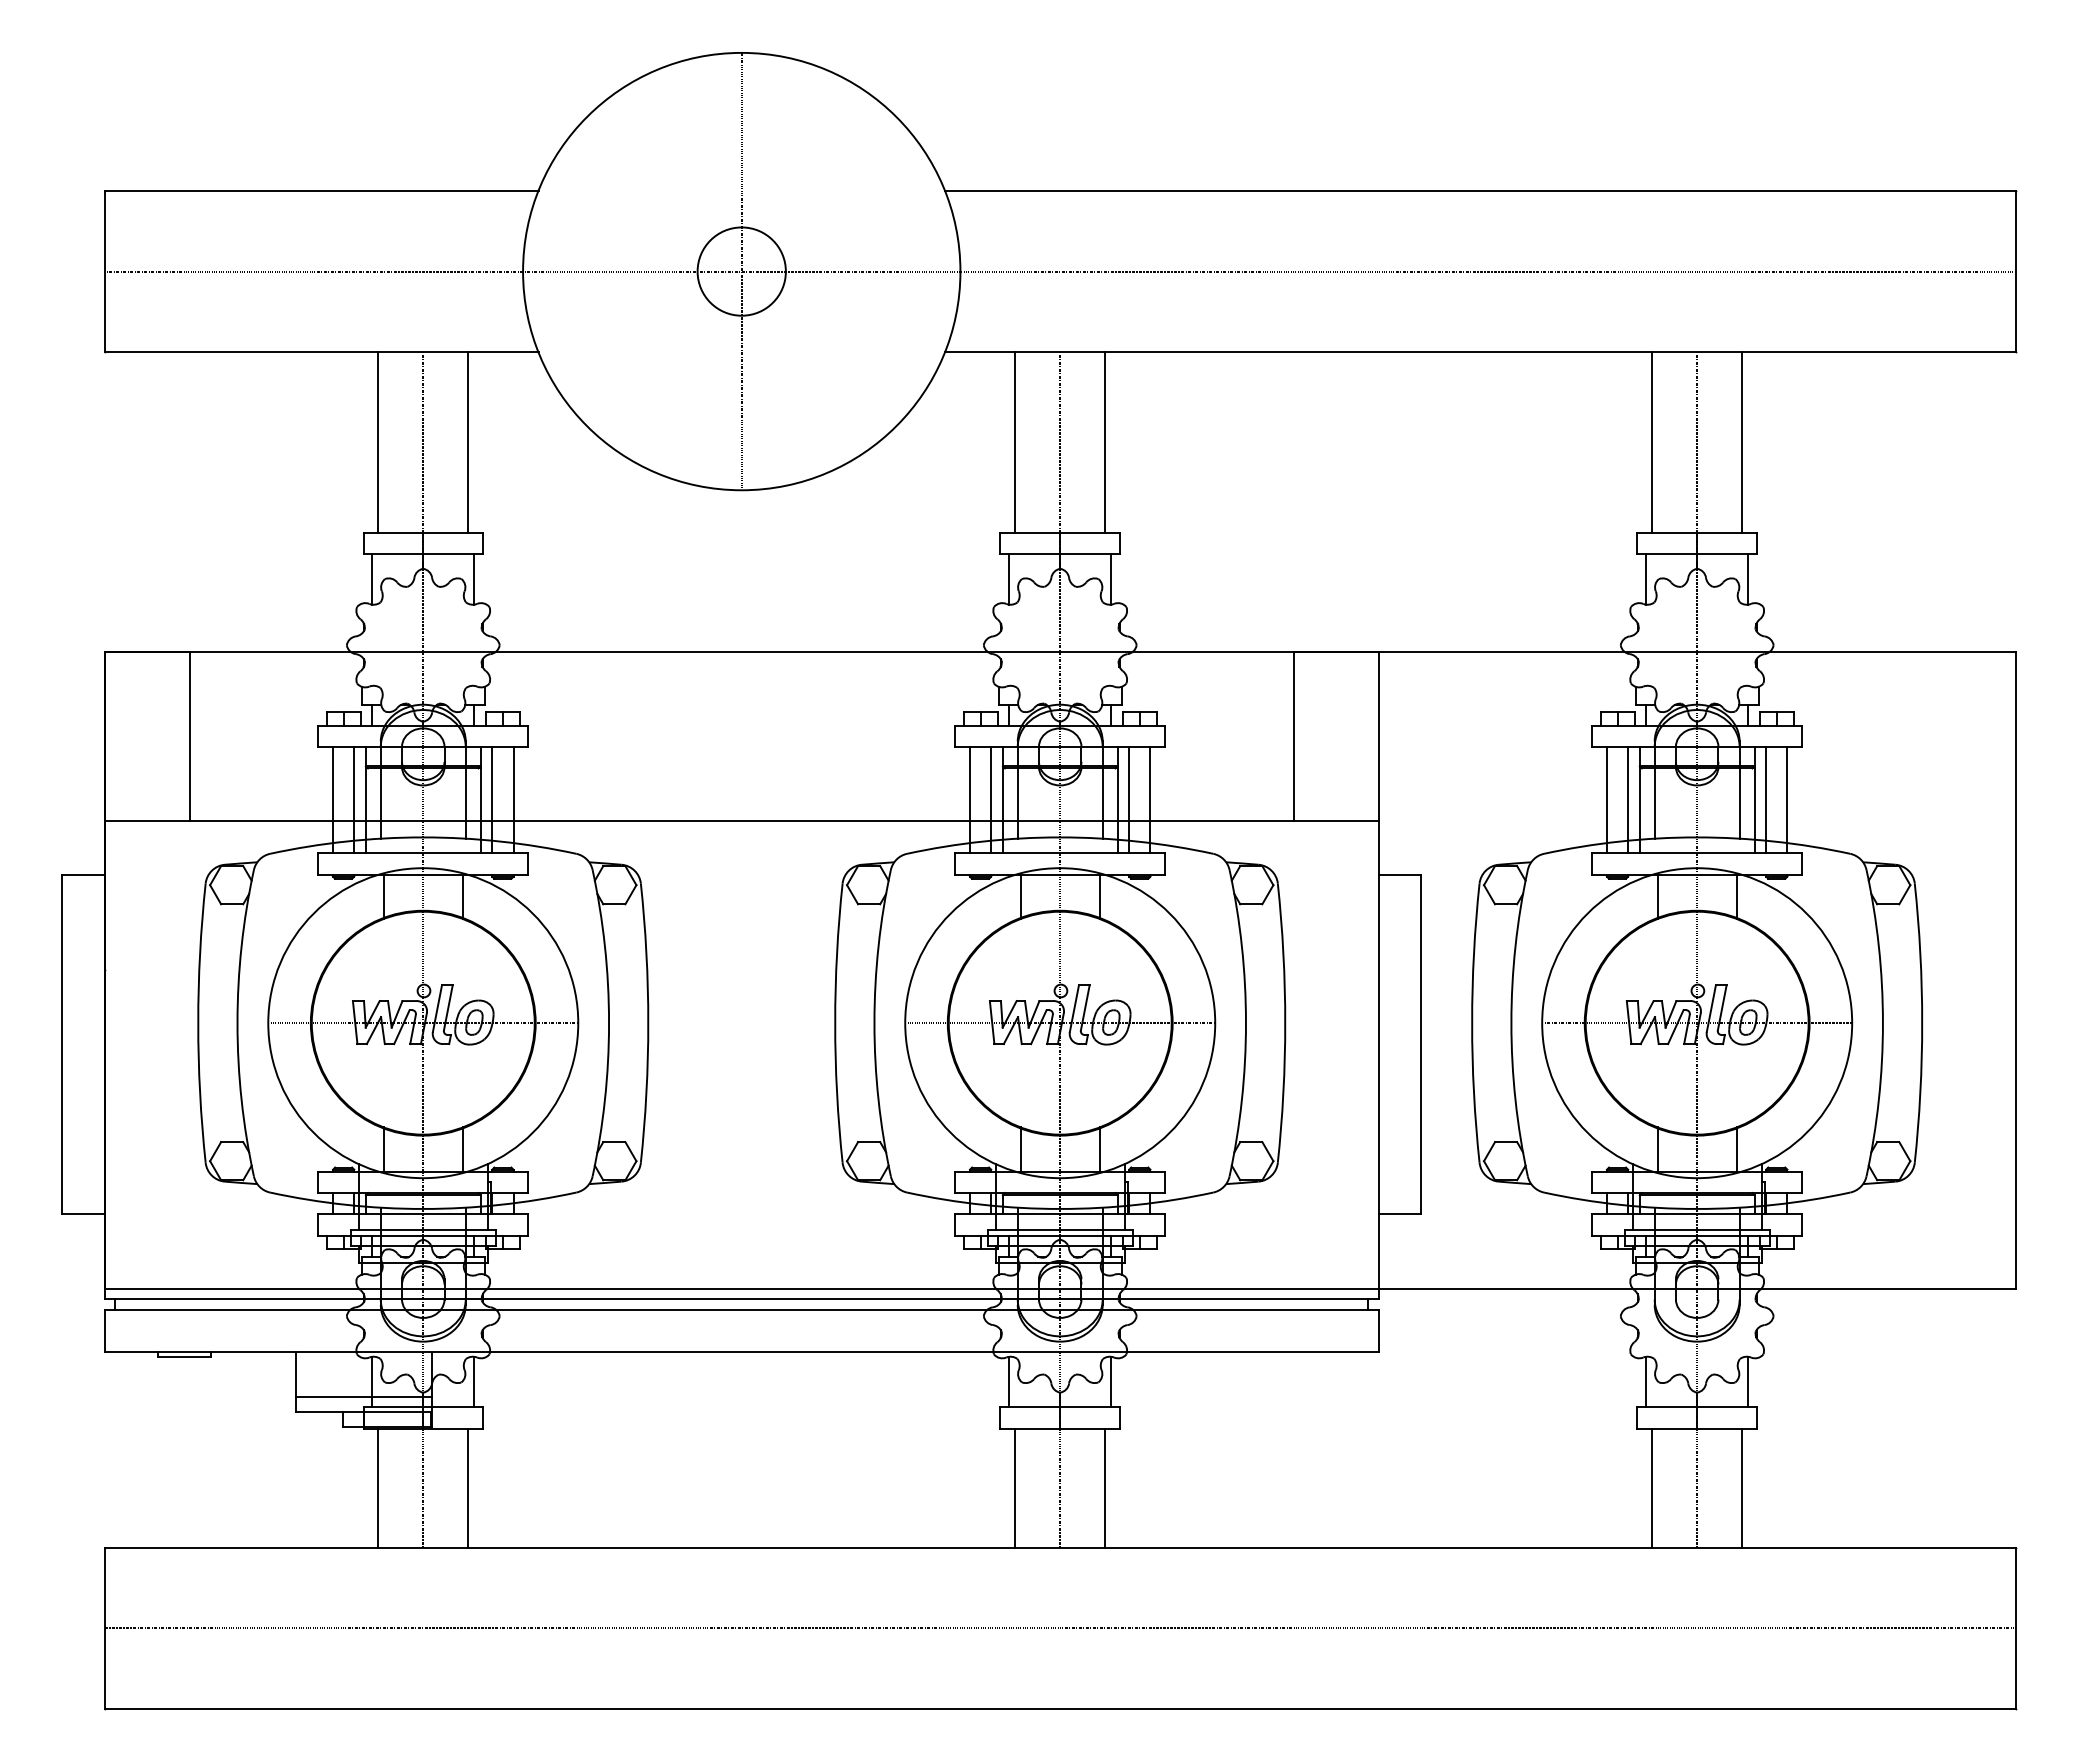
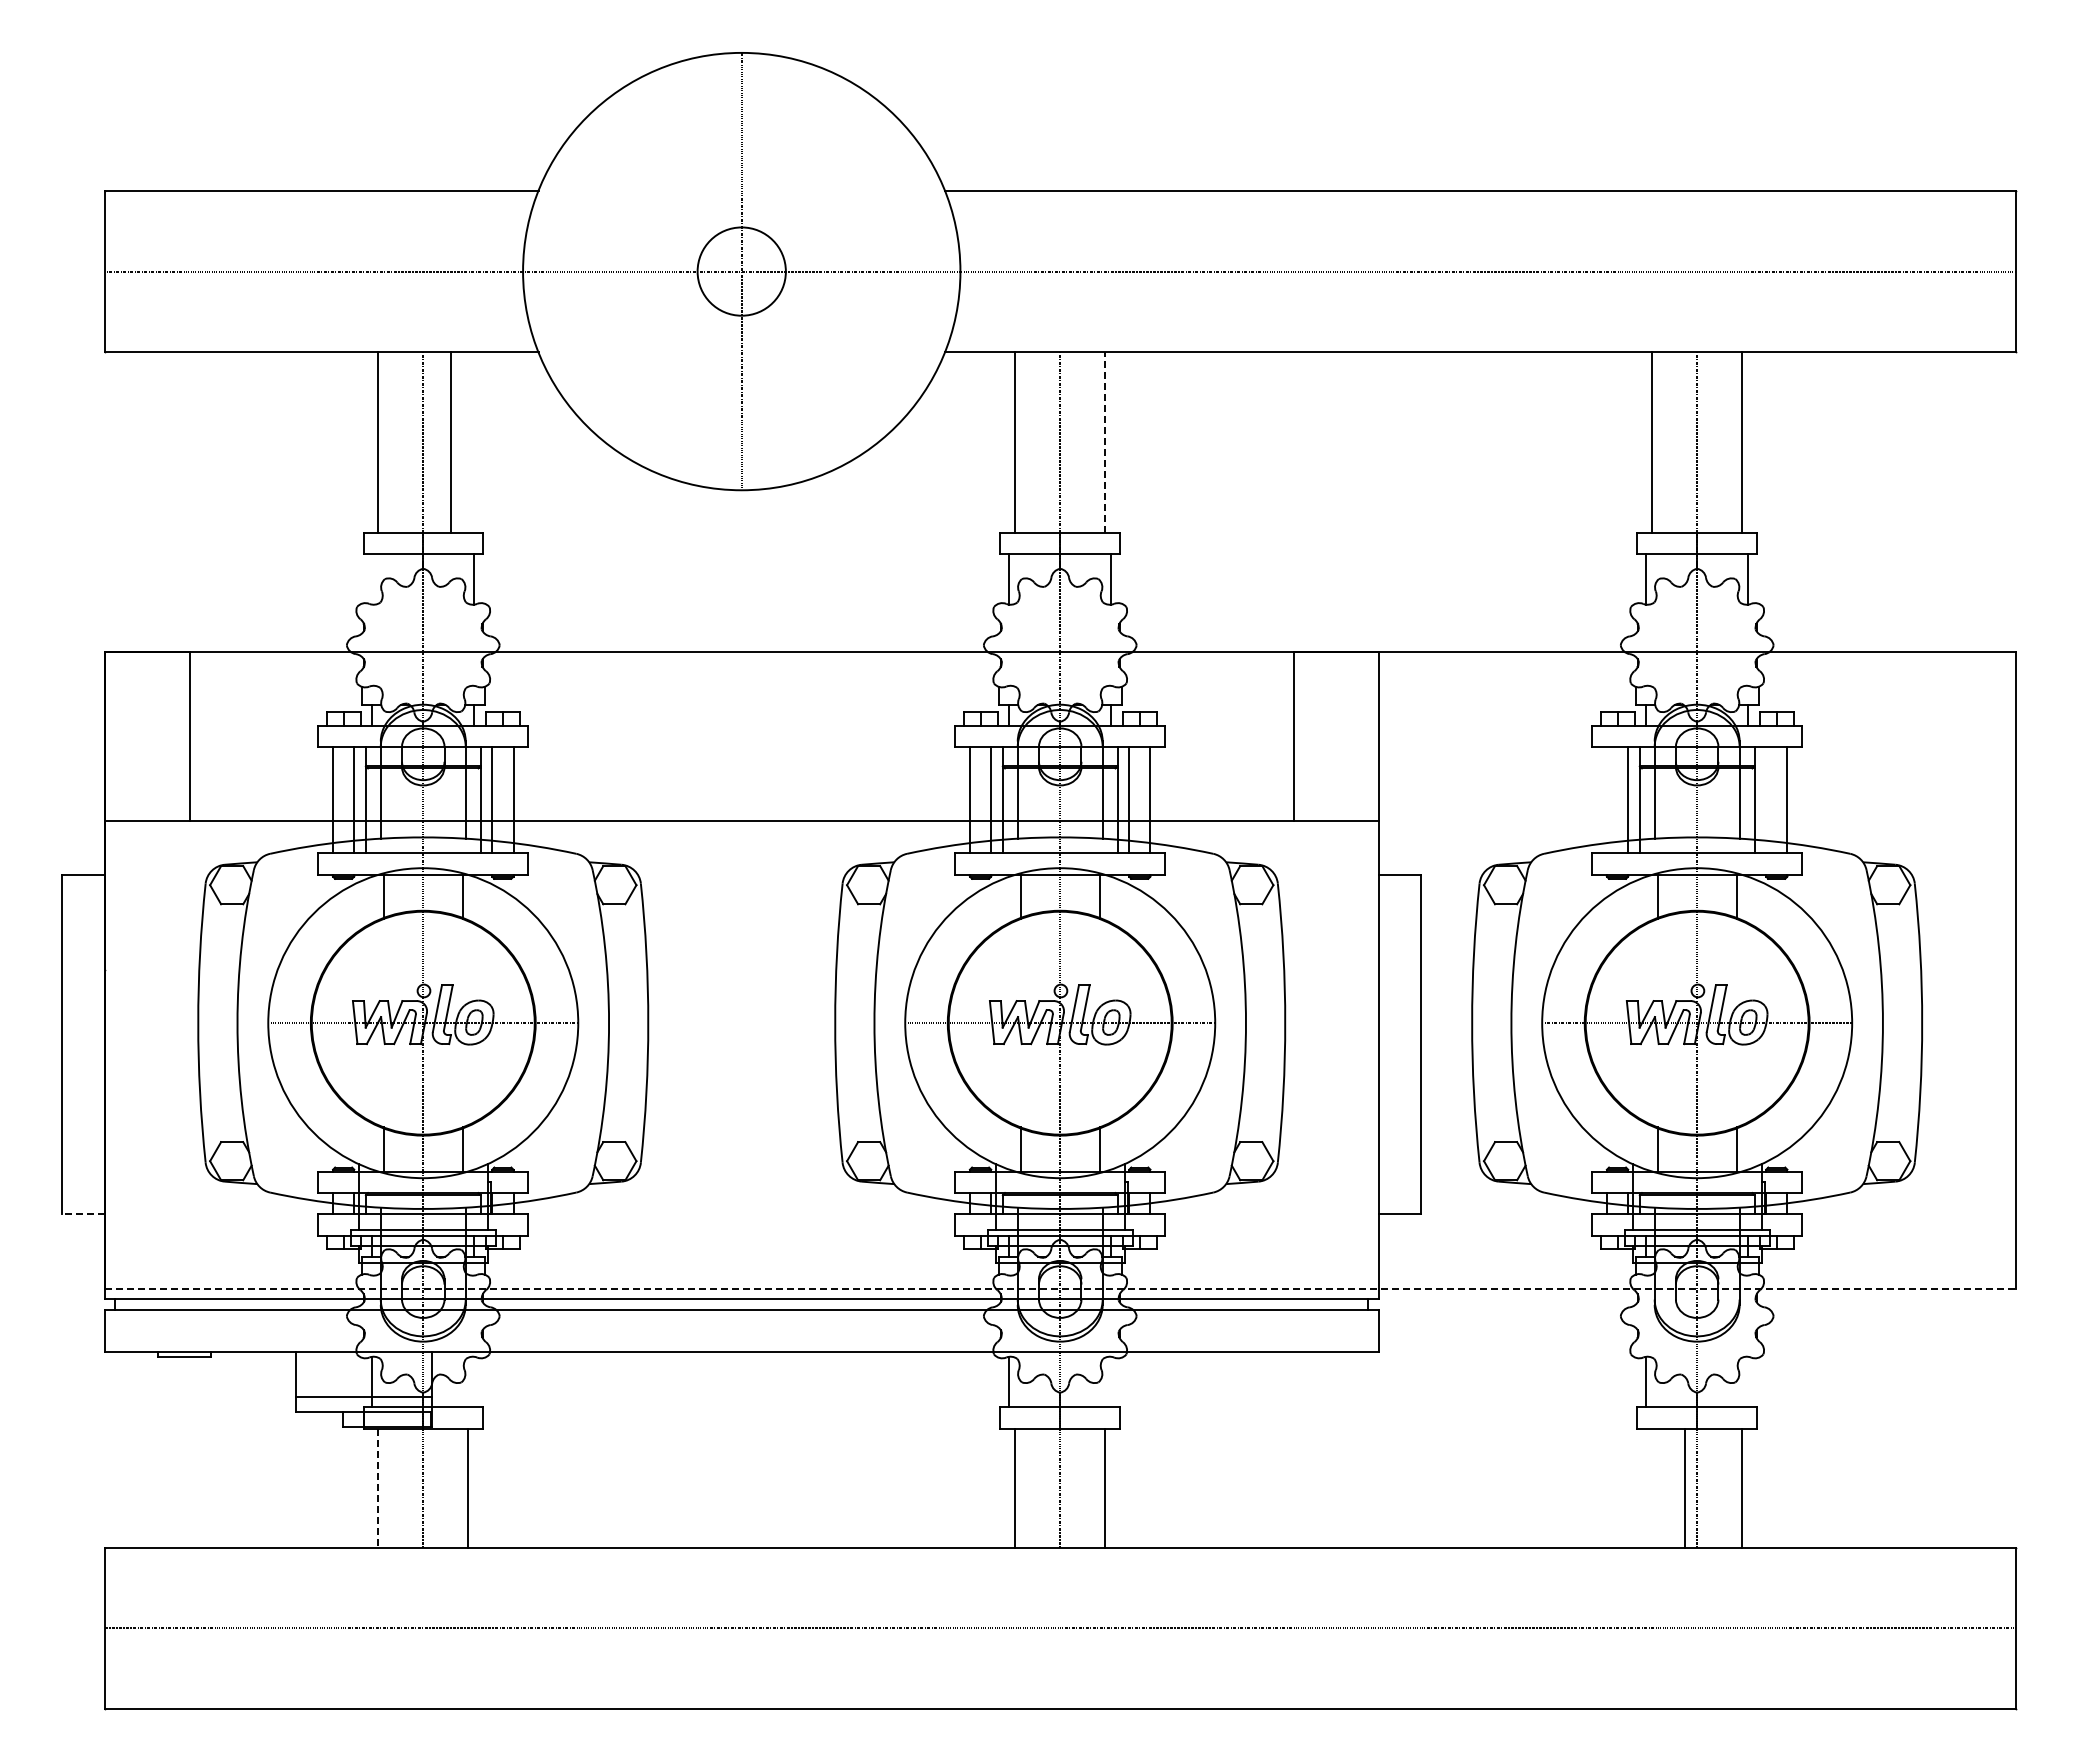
line position: (468, 442) -> (451, 442) (451, 442)
line: solid -> dashed (1105, 442)
line: present -> none (372, 578)
line: present -> none (1606, 800)
line: present -> none (1766, 800)
line: solid -> dashed (83, 1214)
line: solid -> dashed (1060, 1288)
line: present -> none (474, 1381)
line: present -> none (1111, 1381)
line: present -> none (1748, 1381)
line position: (1652, 1487) -> (1685, 1487) (1685, 1487)
line: solid -> dashed (378, 1488)
